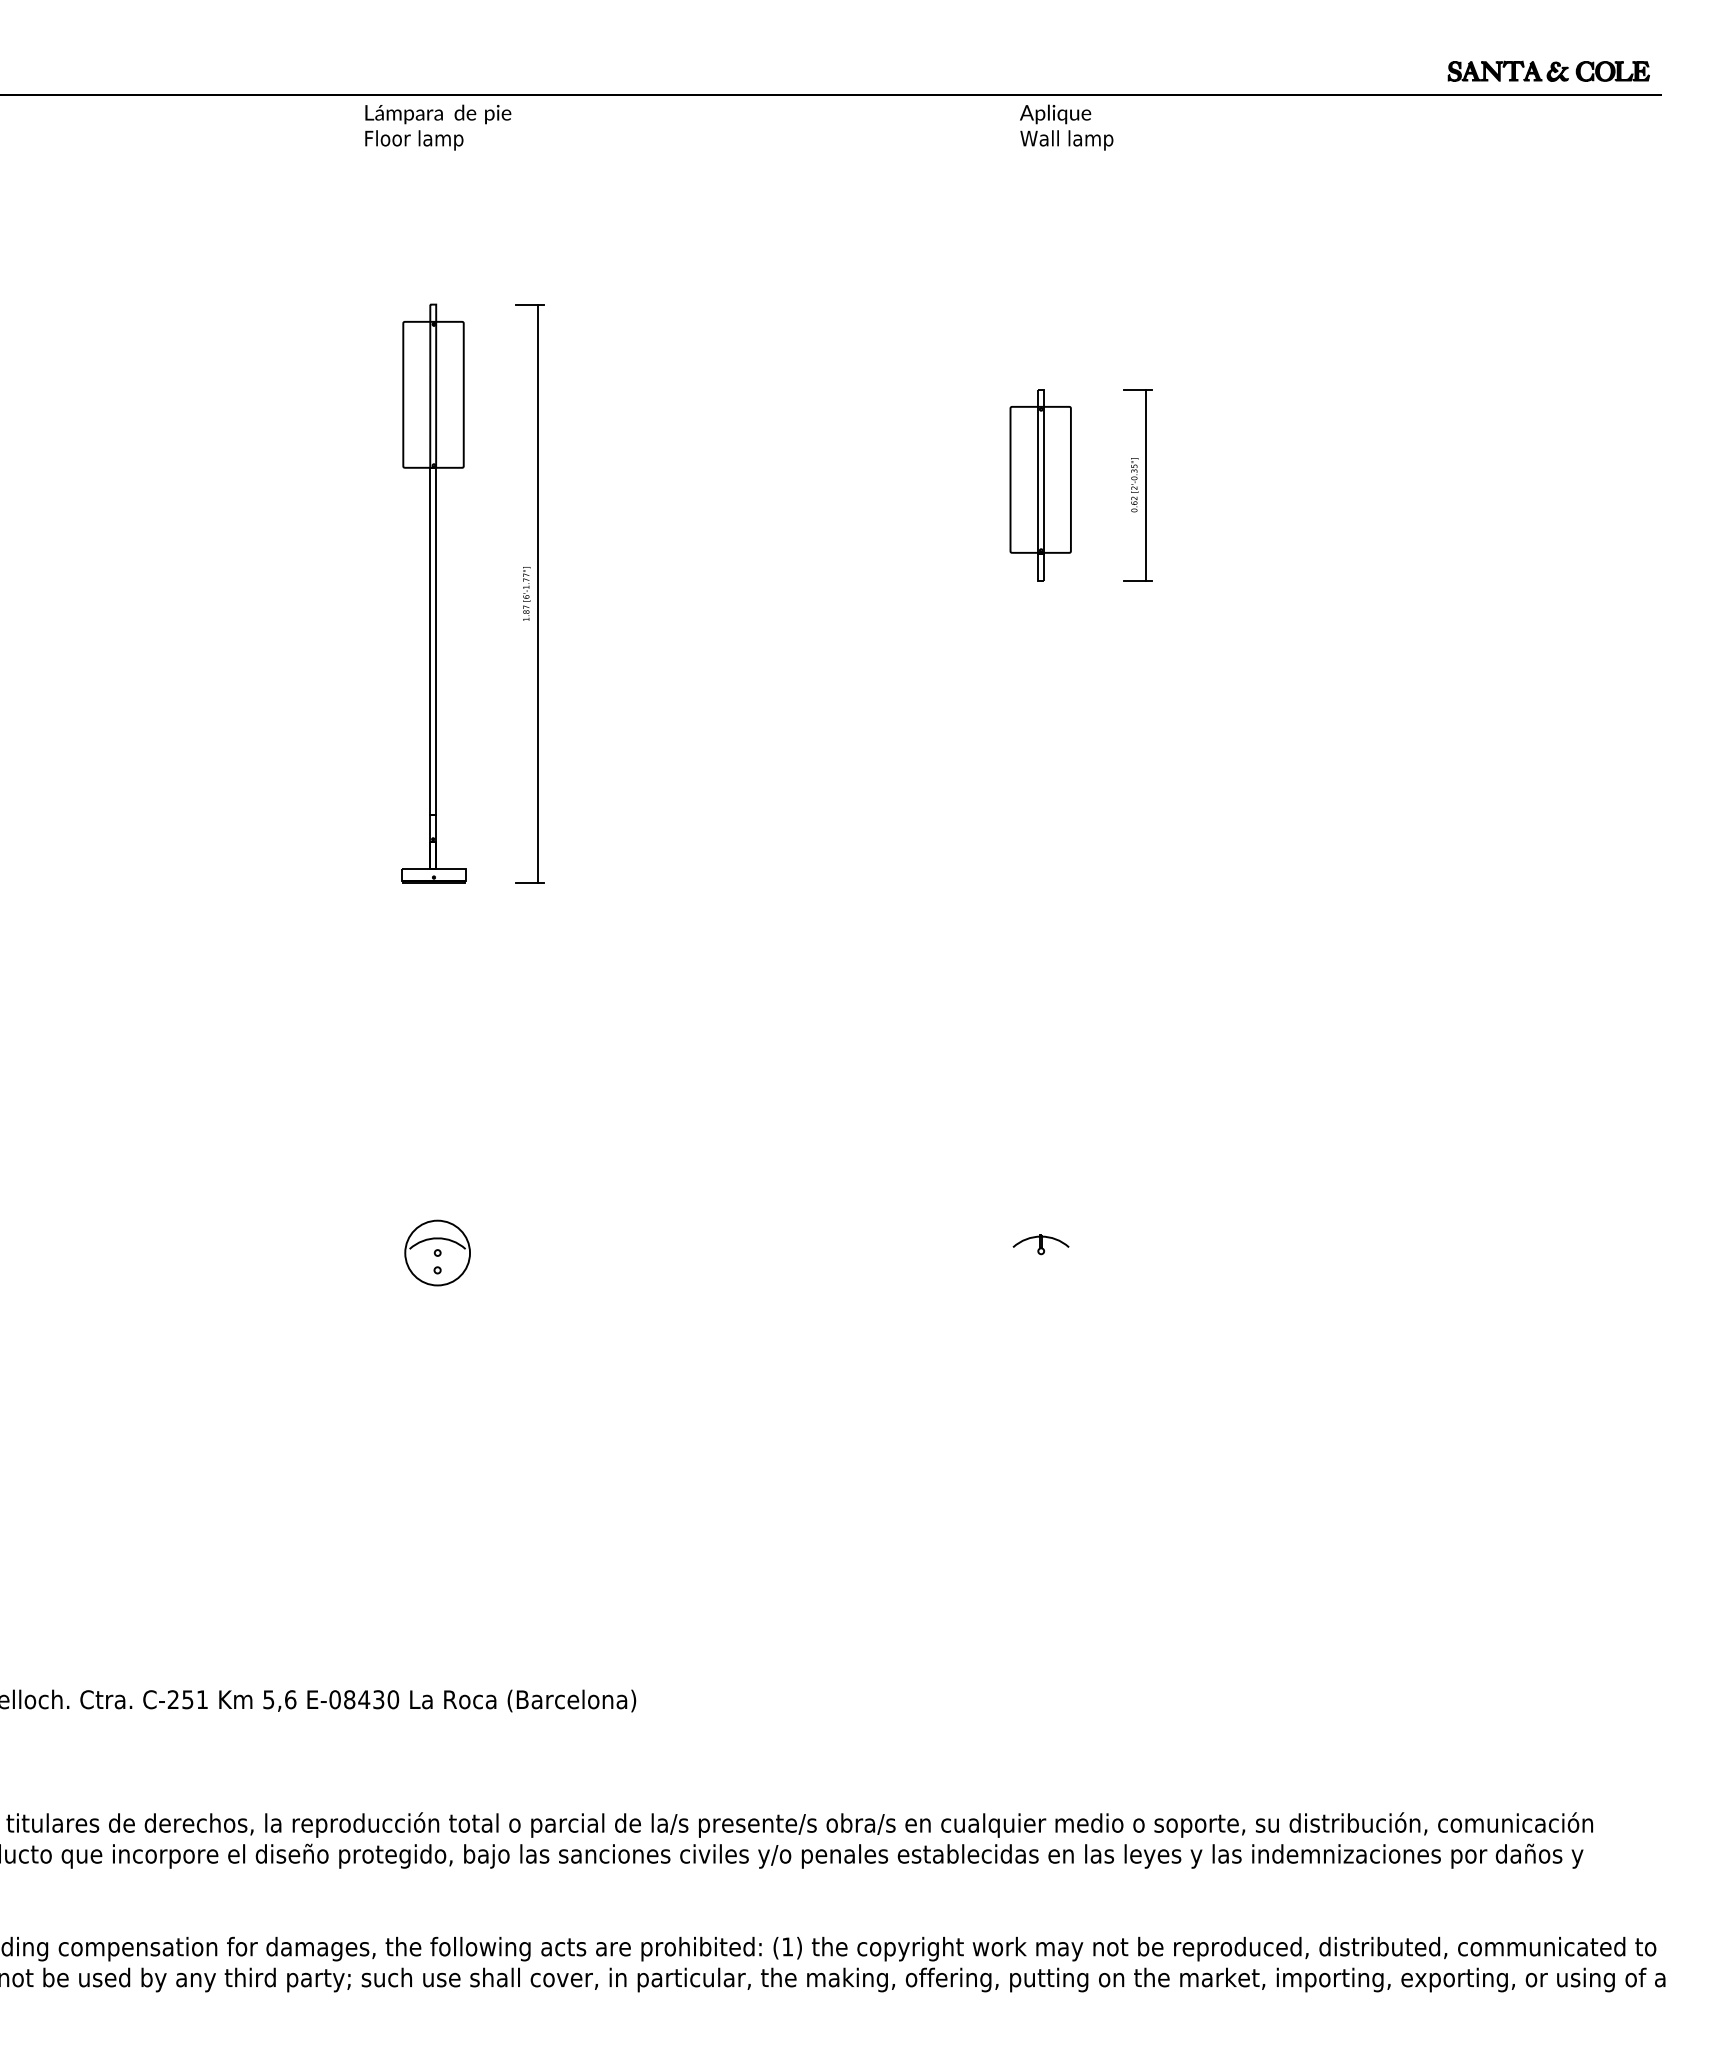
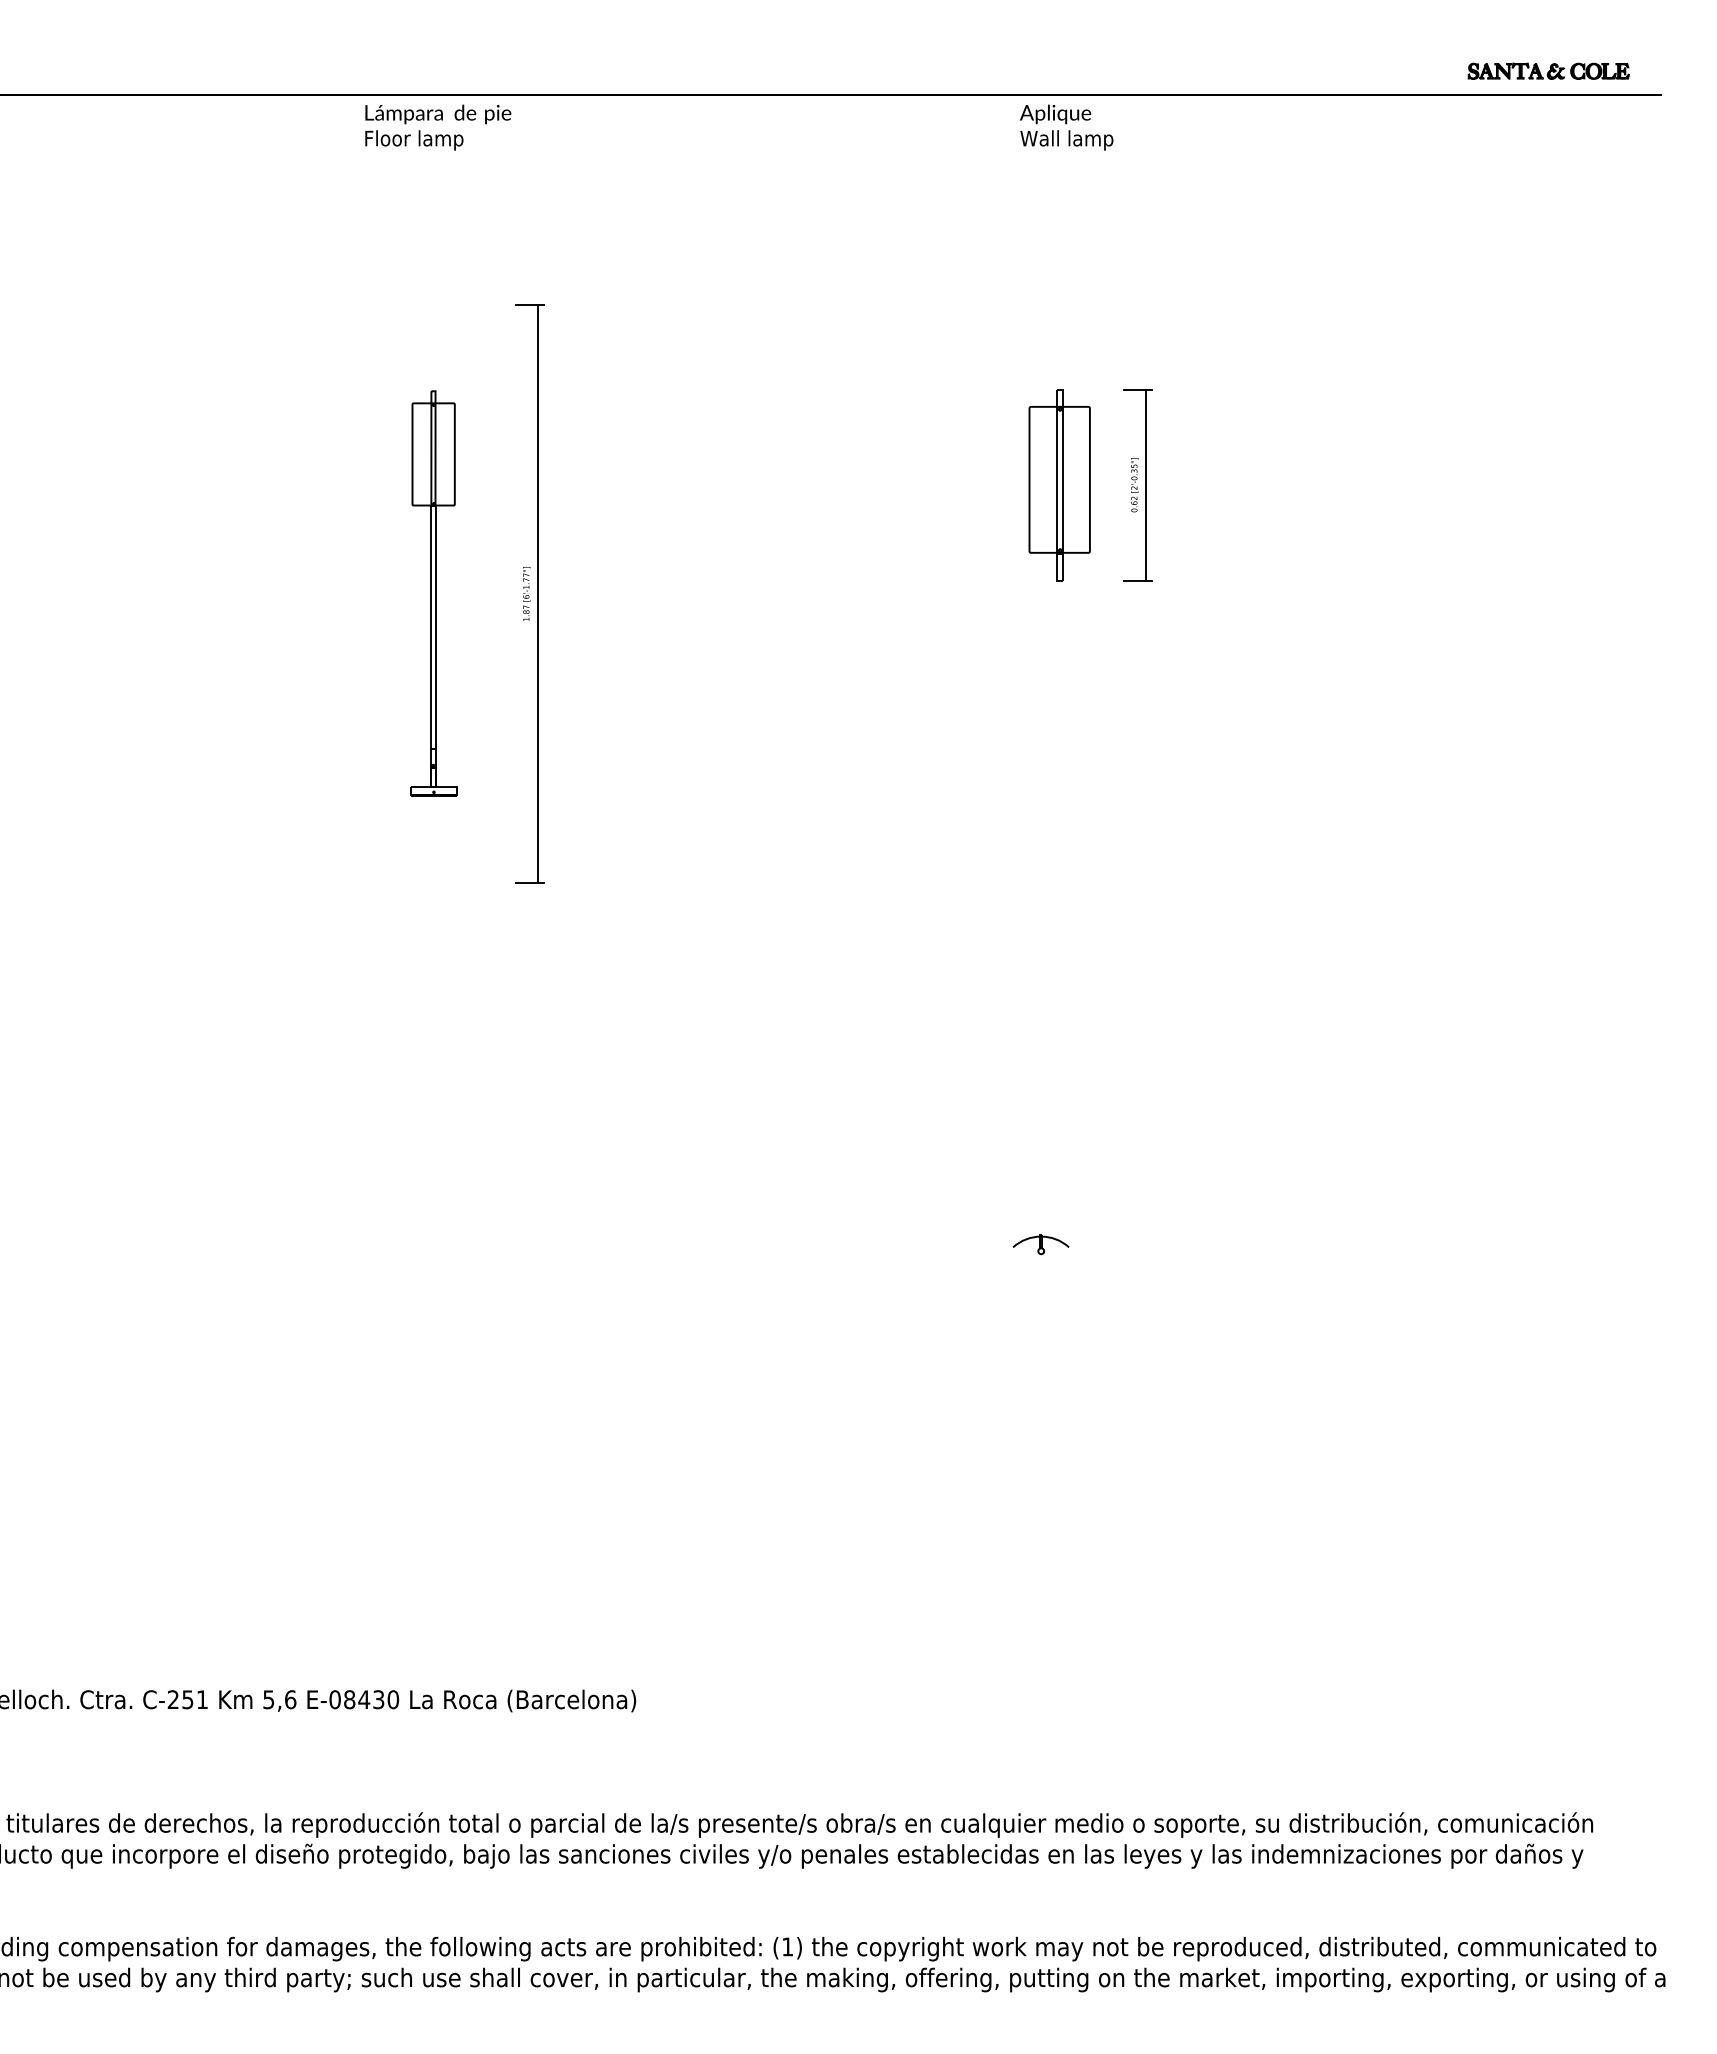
part size: 203x22 px -> 163x18 px (1548, 70)
part position: (1040, 485) -> (1059, 485) (1059, 485)
part size: 66x581 px -> 48x407 px (433, 593)
part: present -> none (437, 1252)
